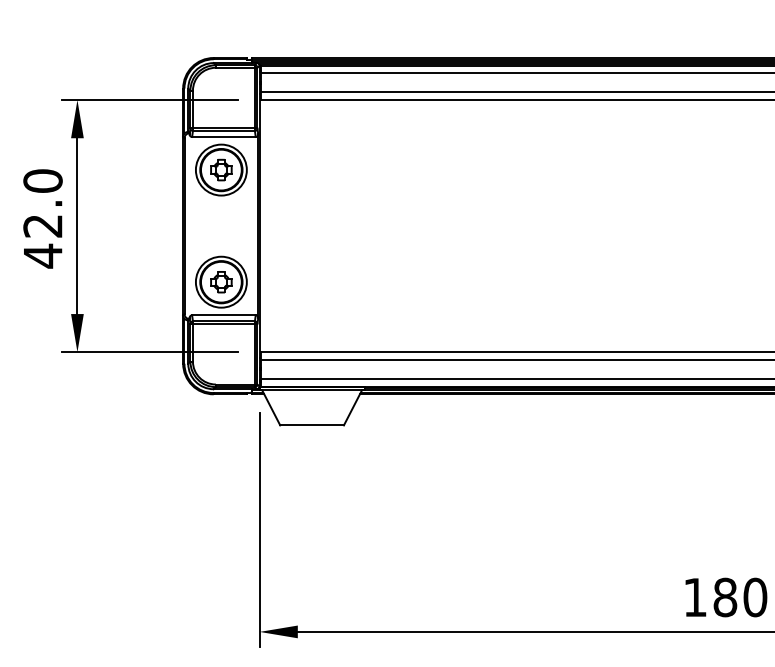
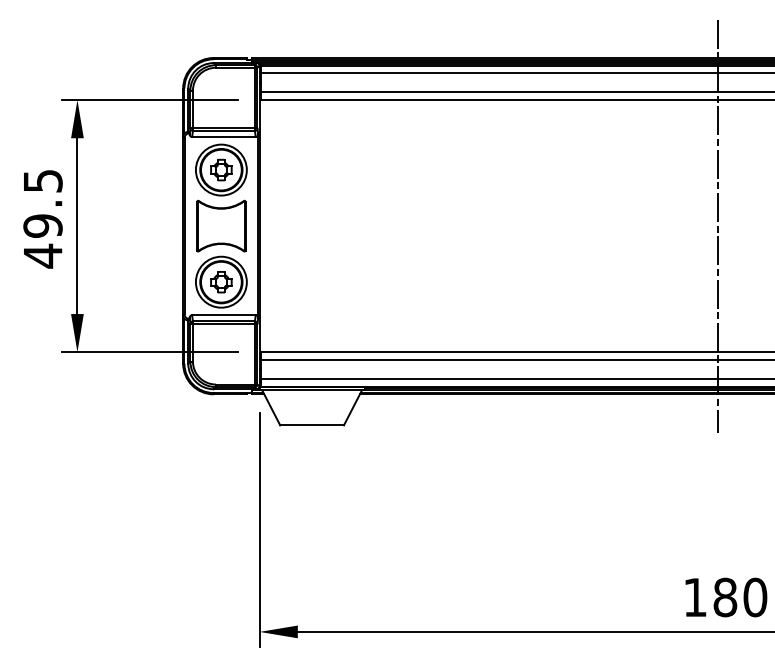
text: 42.0 -> 49.5 (42, 203)
part: none -> present (221, 225)
line: none -> present (718, 225)
